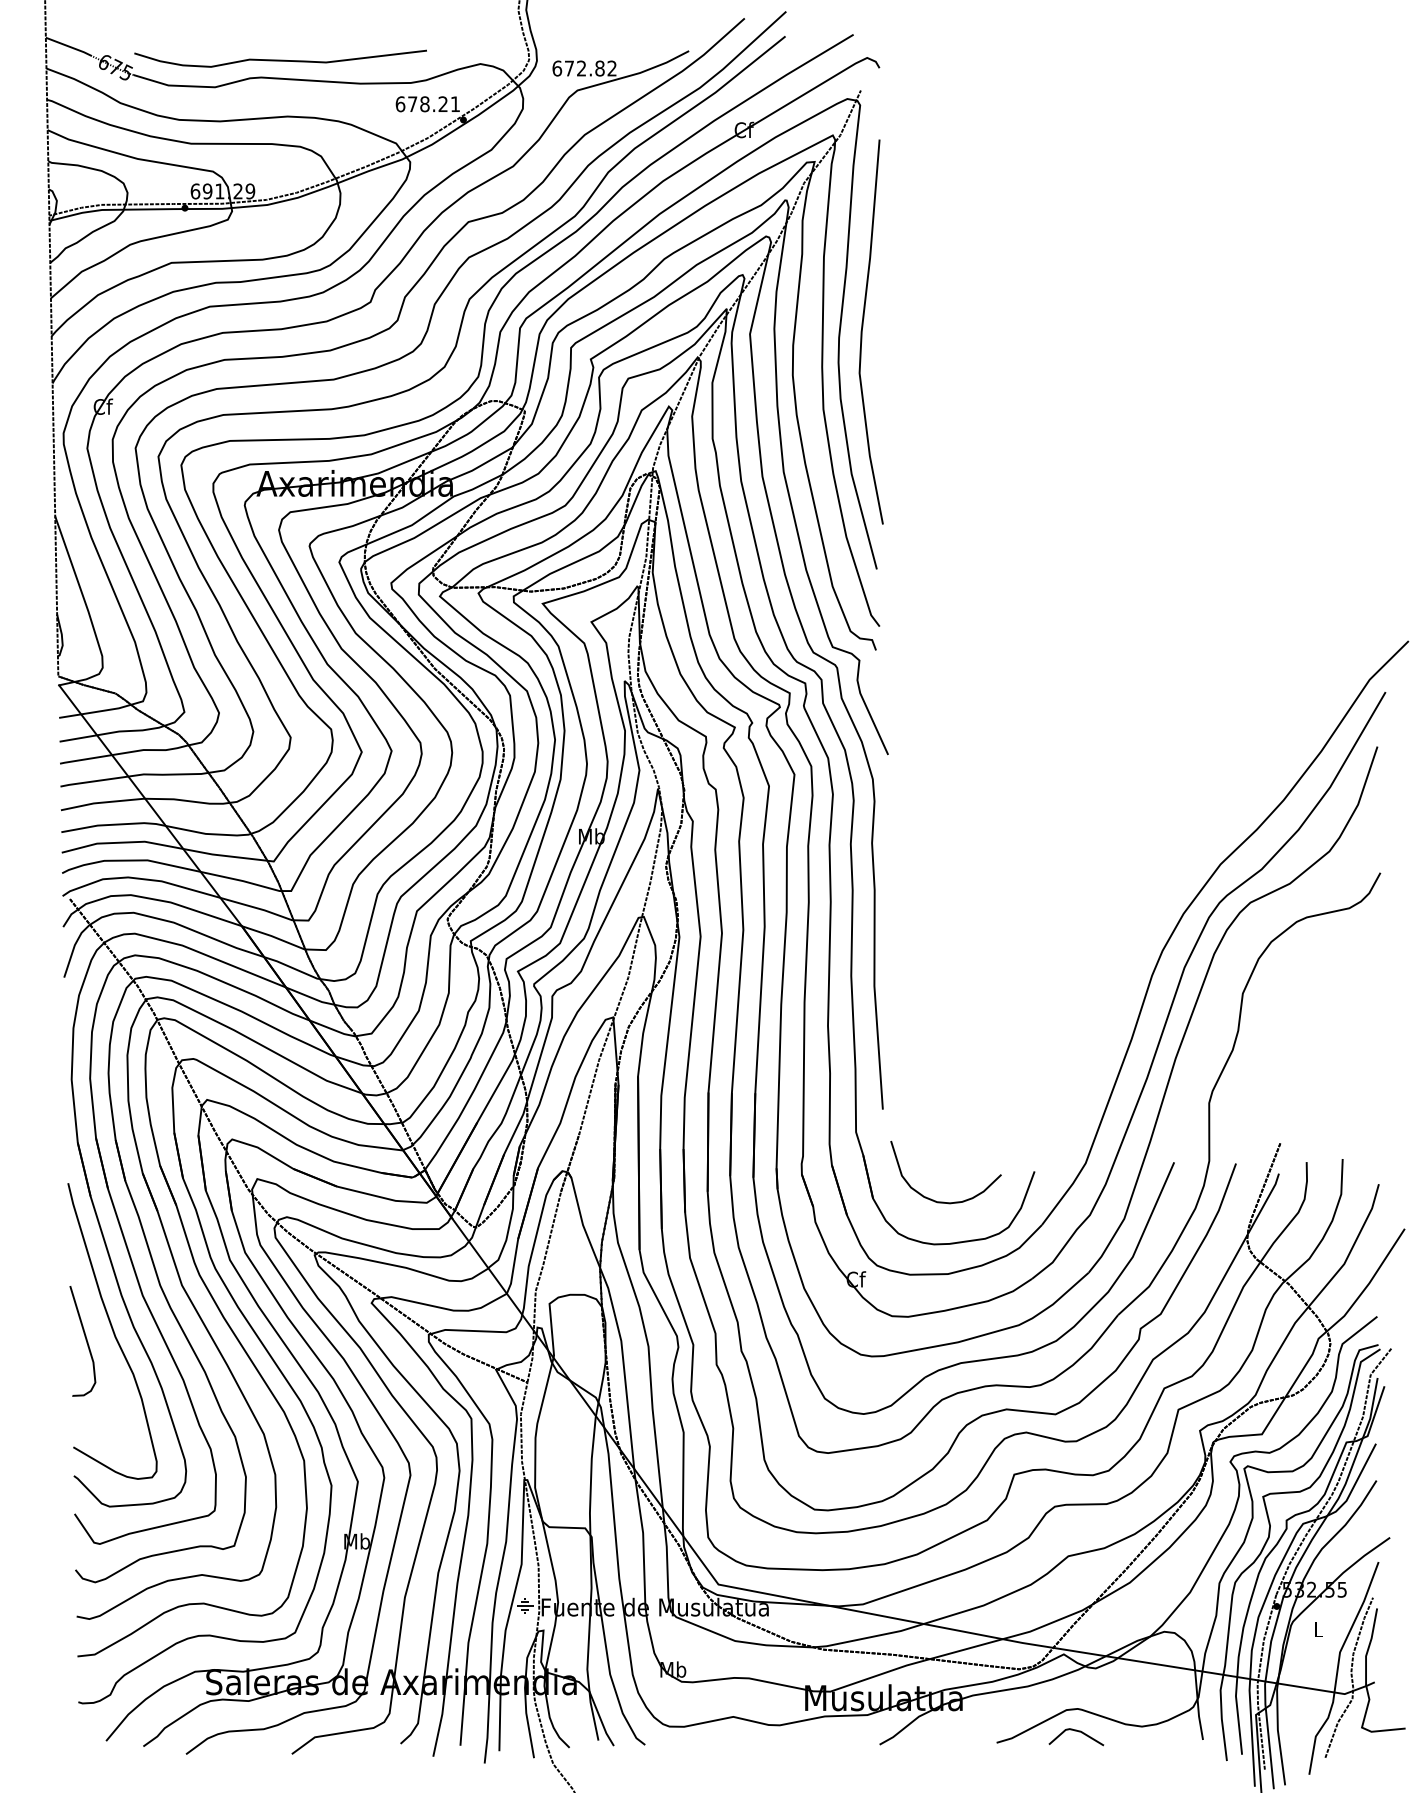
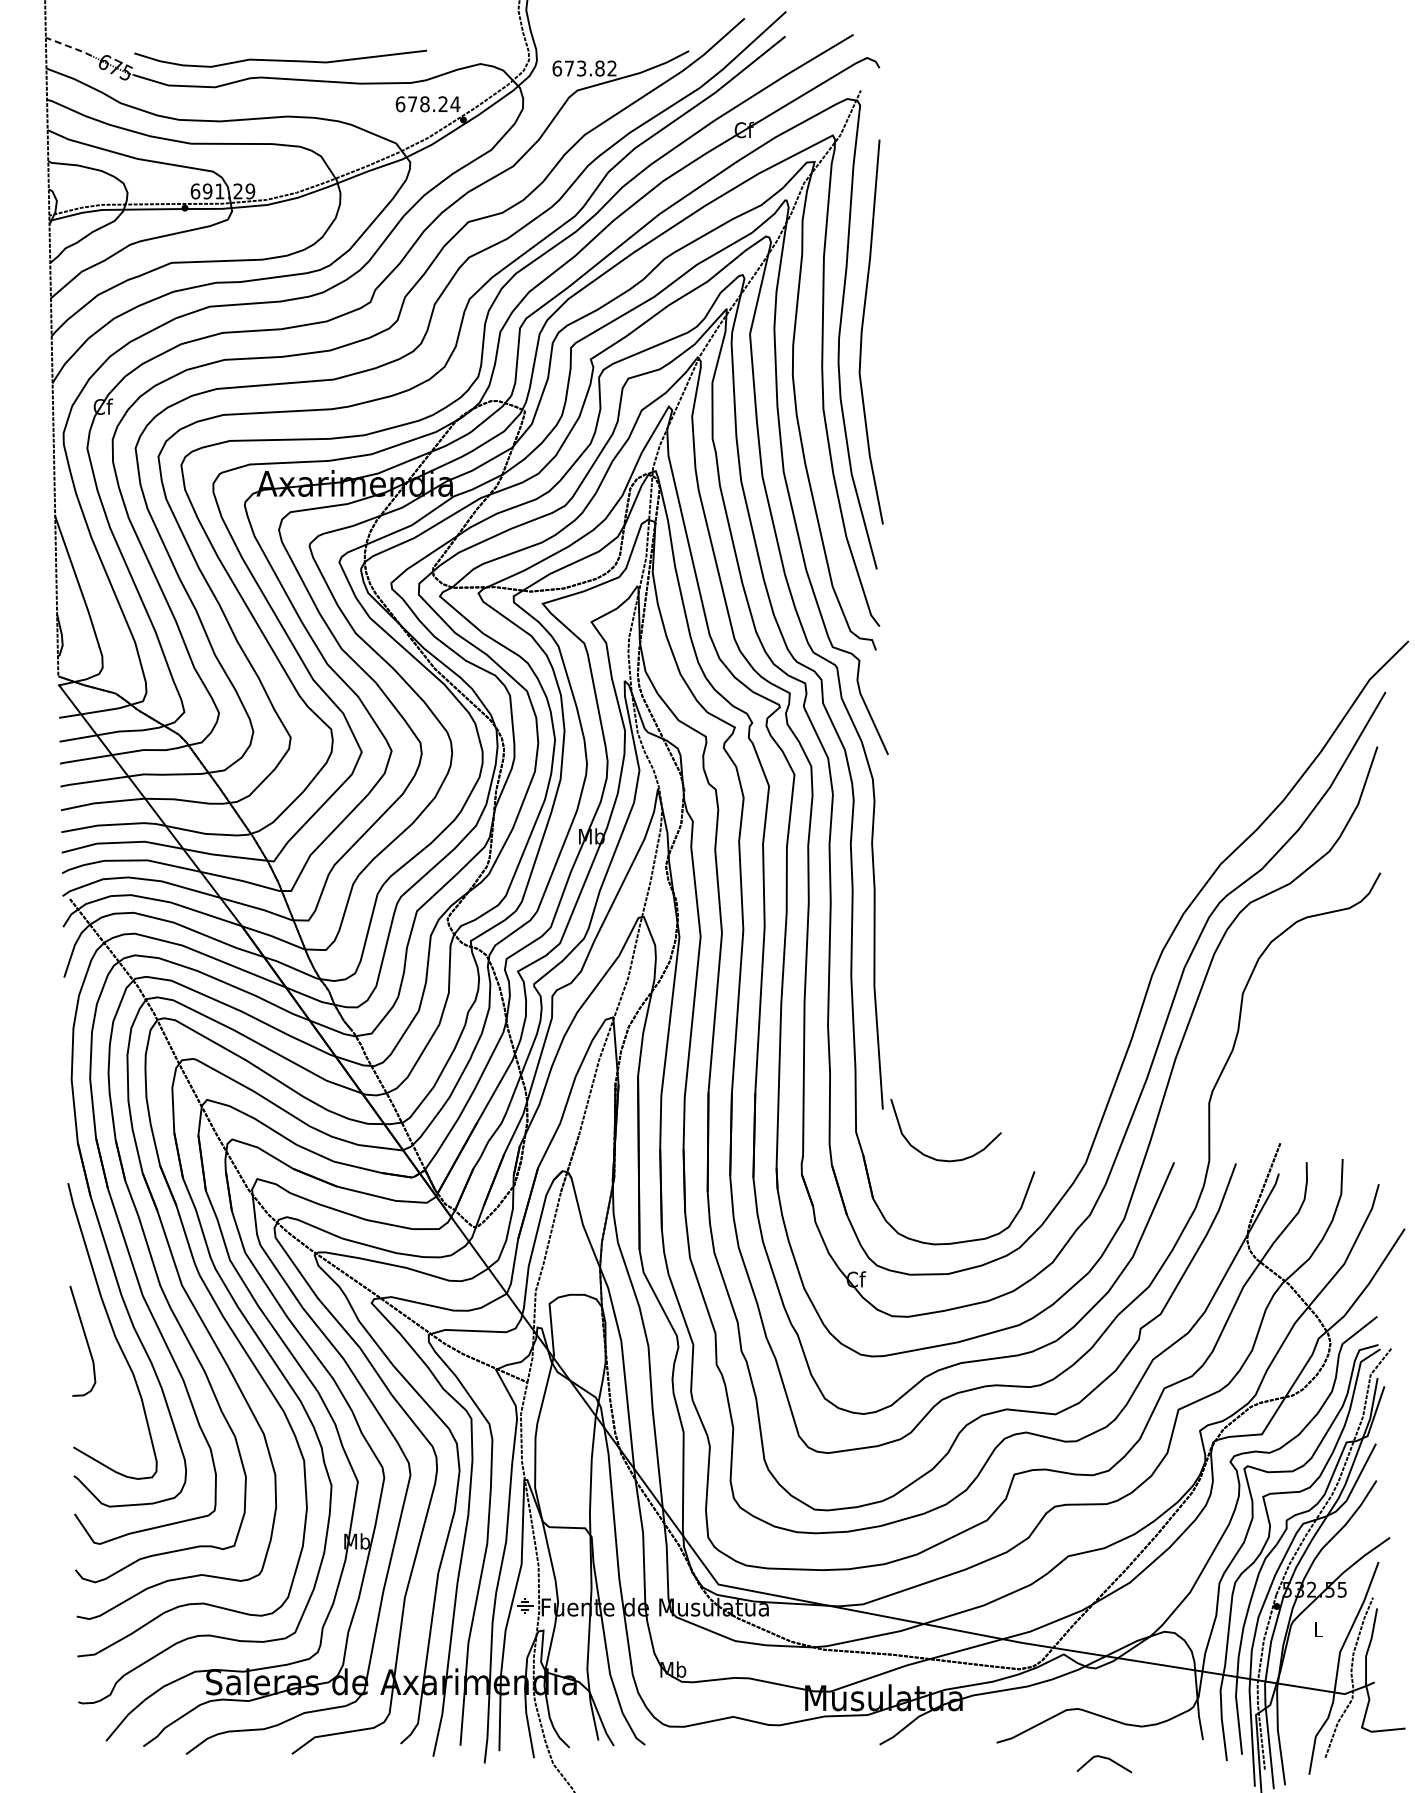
line: solid -> dashed (69, 46)
text: 672.82 -> 673.82 (581, 68)
text: 678.21 -> 678.24 (455, 103)
curve position: (944, 1201) -> (944, 1159) (944, 1159)
line position: (1078, 1732) -> (1106, 1759) (1106, 1759)
